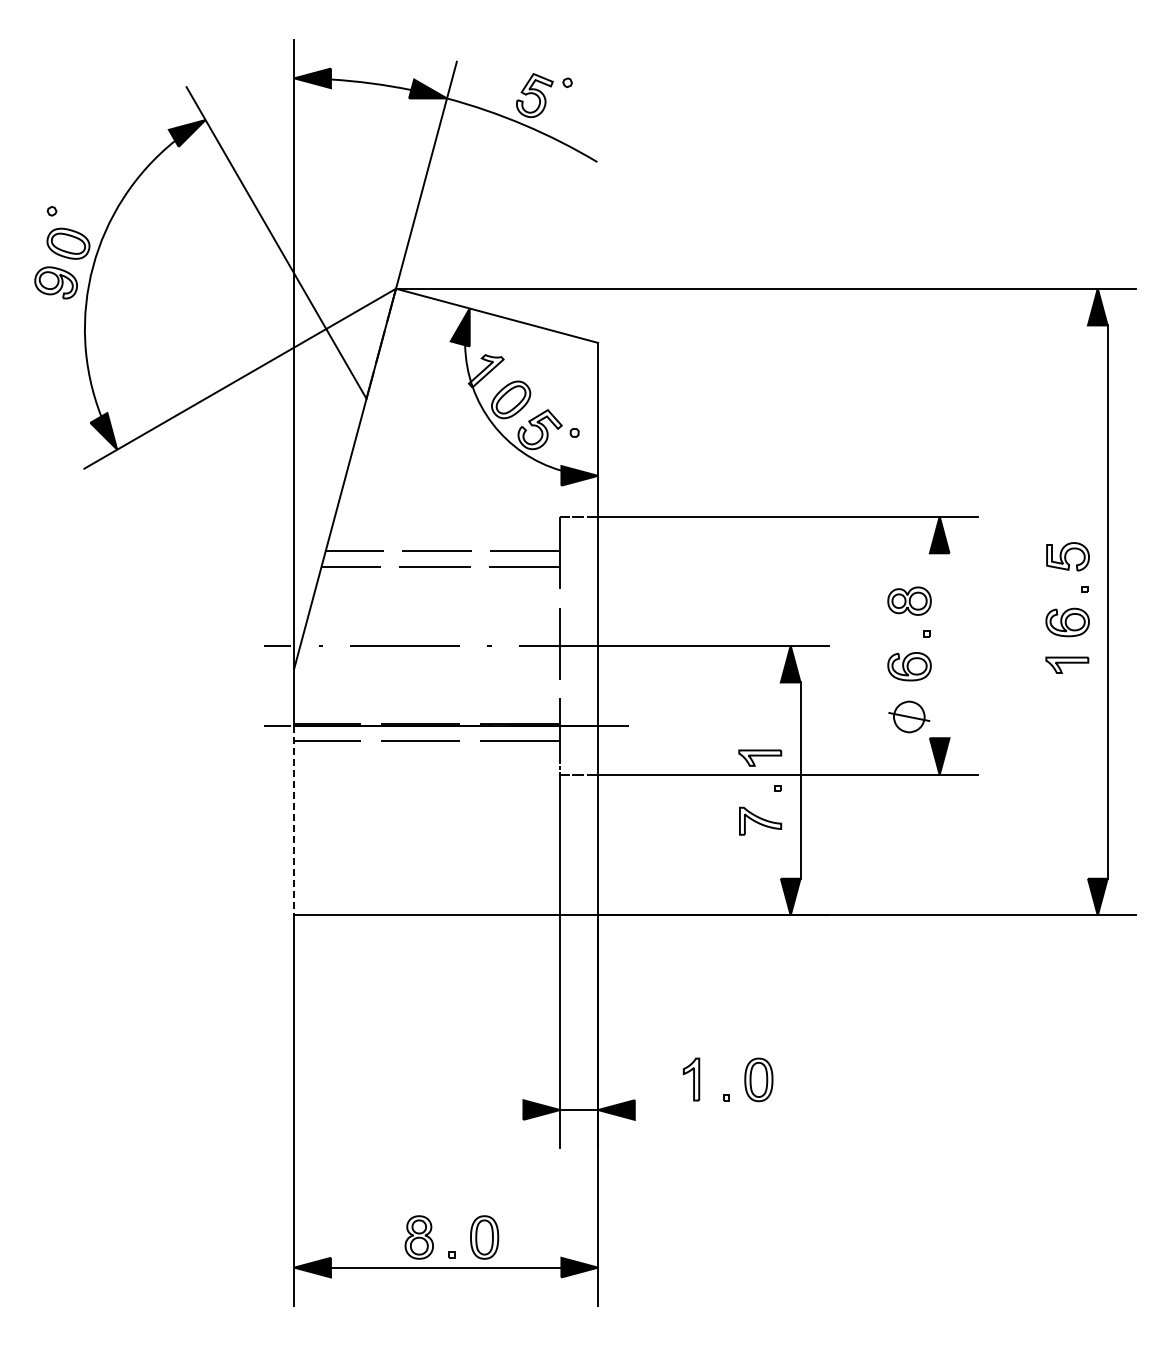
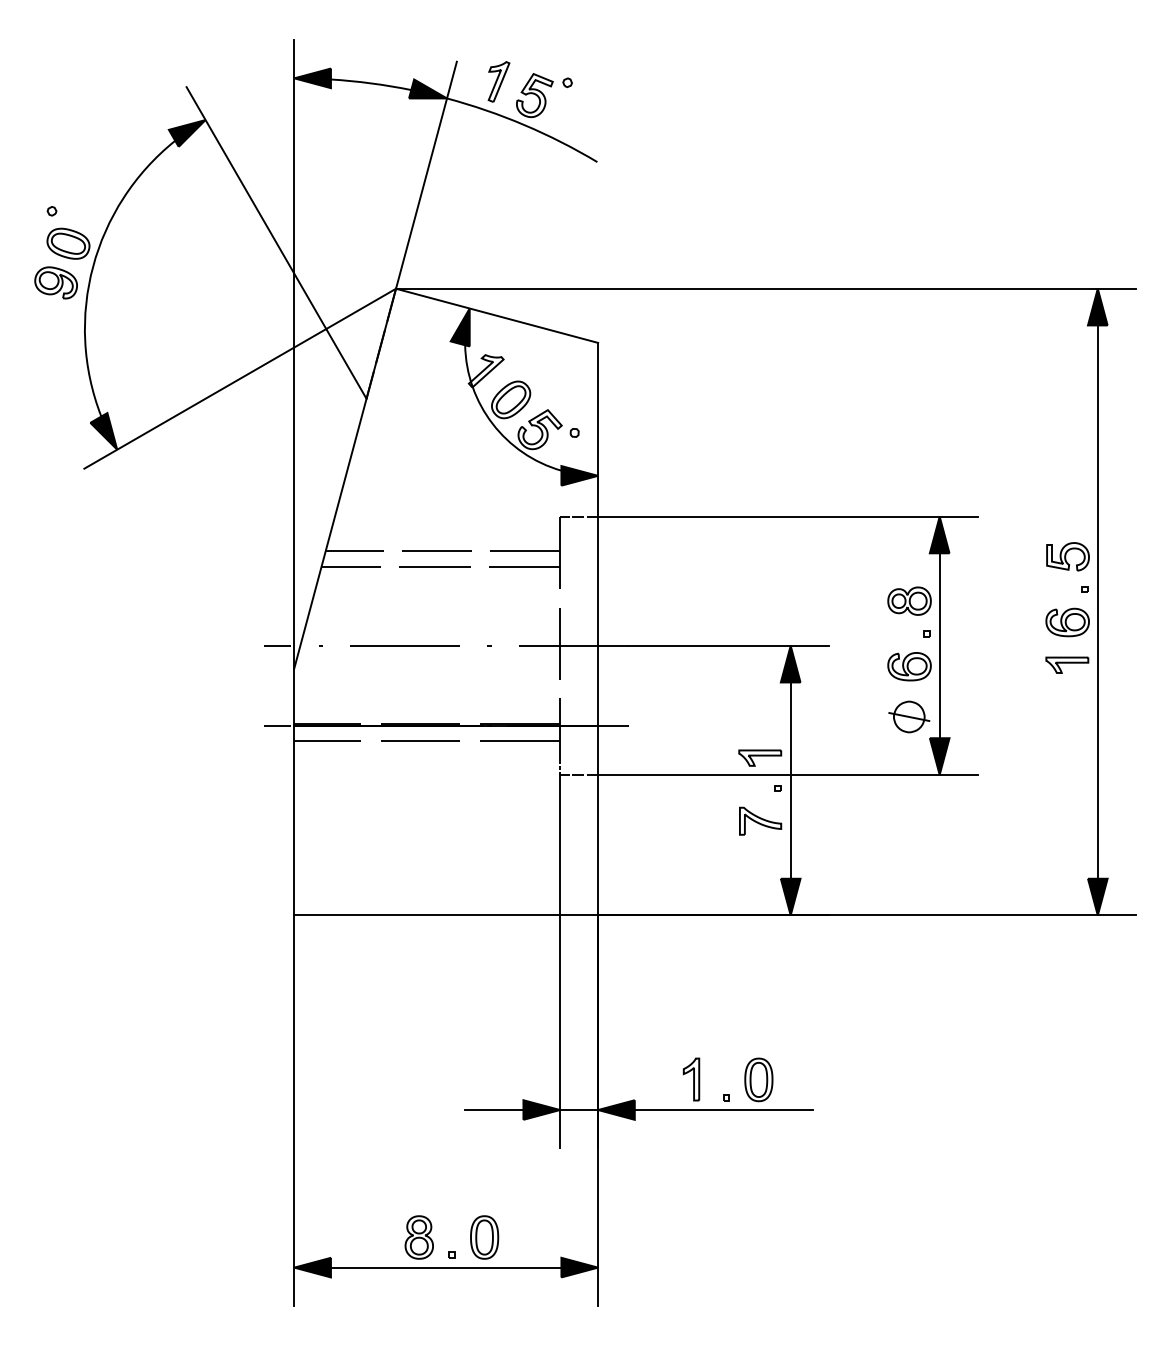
part: none -> present (498, 81)
line position: (1107, 601) -> (1097, 601) (1097, 601)
line: none -> present (939, 645)
line position: (800, 780) -> (790, 780) (790, 780)
line: dashed -> solid (294, 820)
line: none -> present (494, 1110)
line: none -> present (723, 1110)
